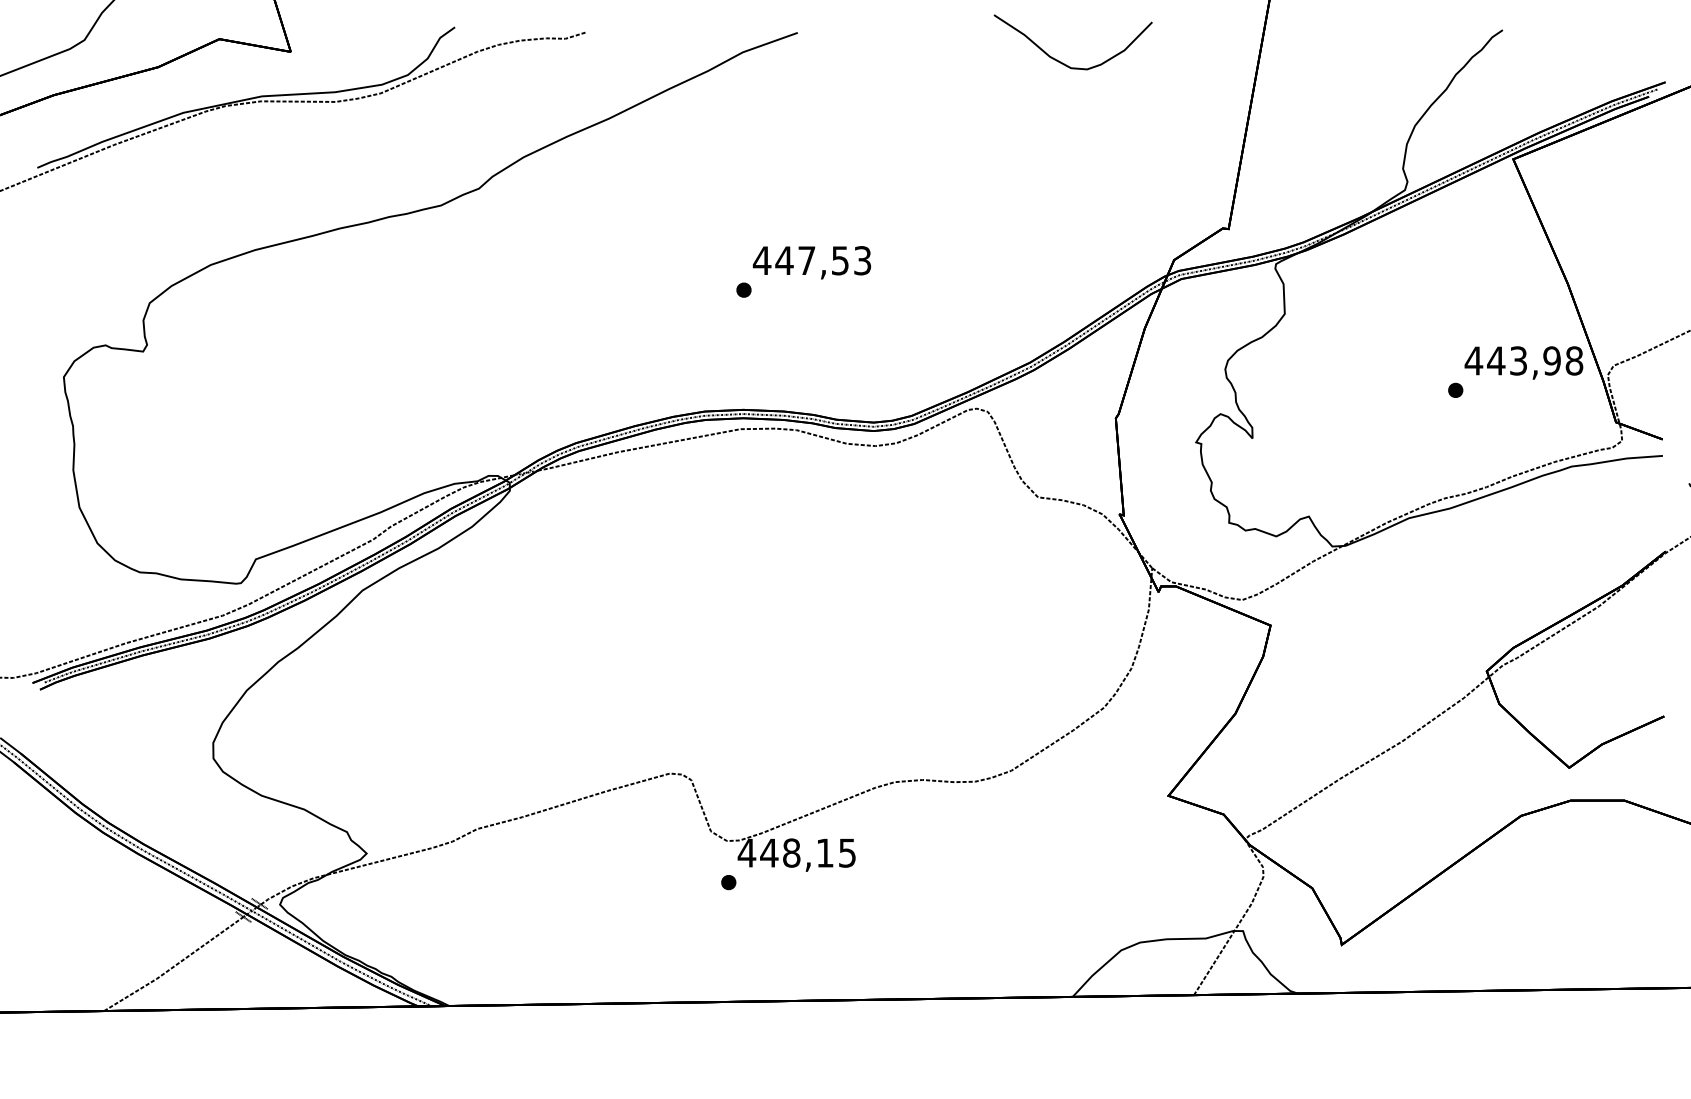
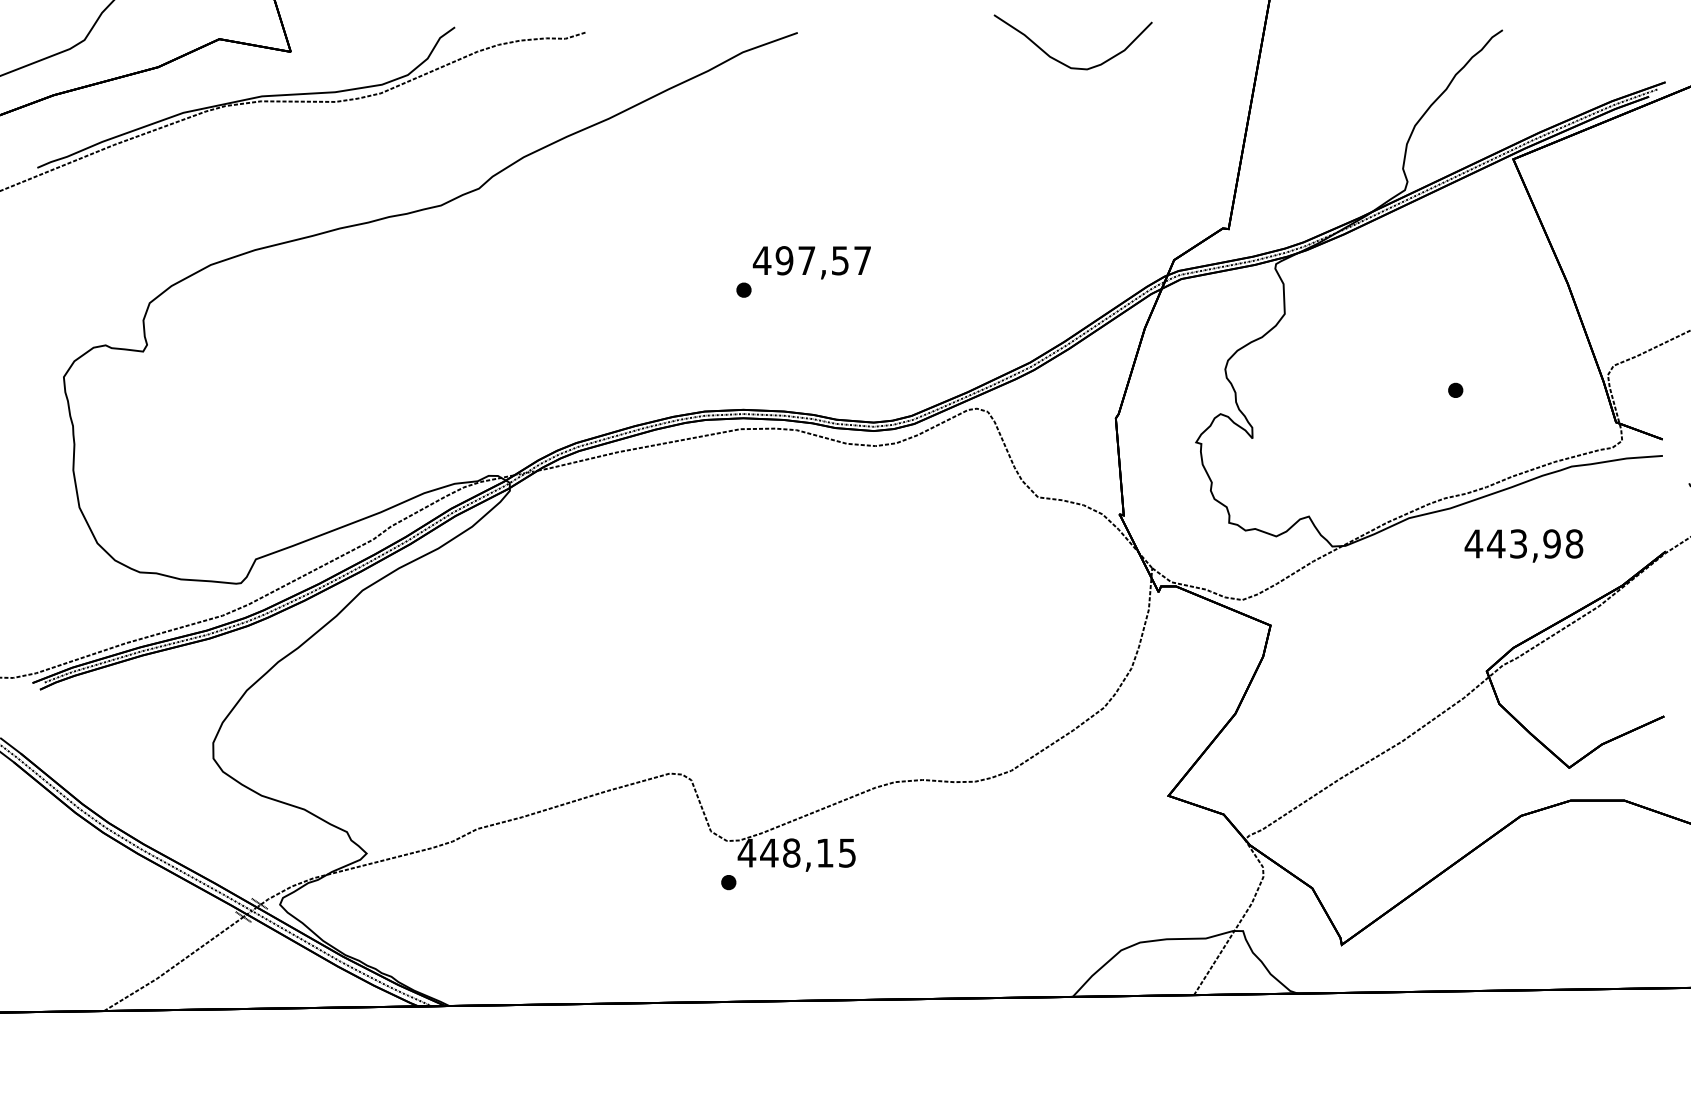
text: 447,53 -> 497,57 (823, 260)
text position: (1523, 362) -> (1523, 545) (1523, 545)
